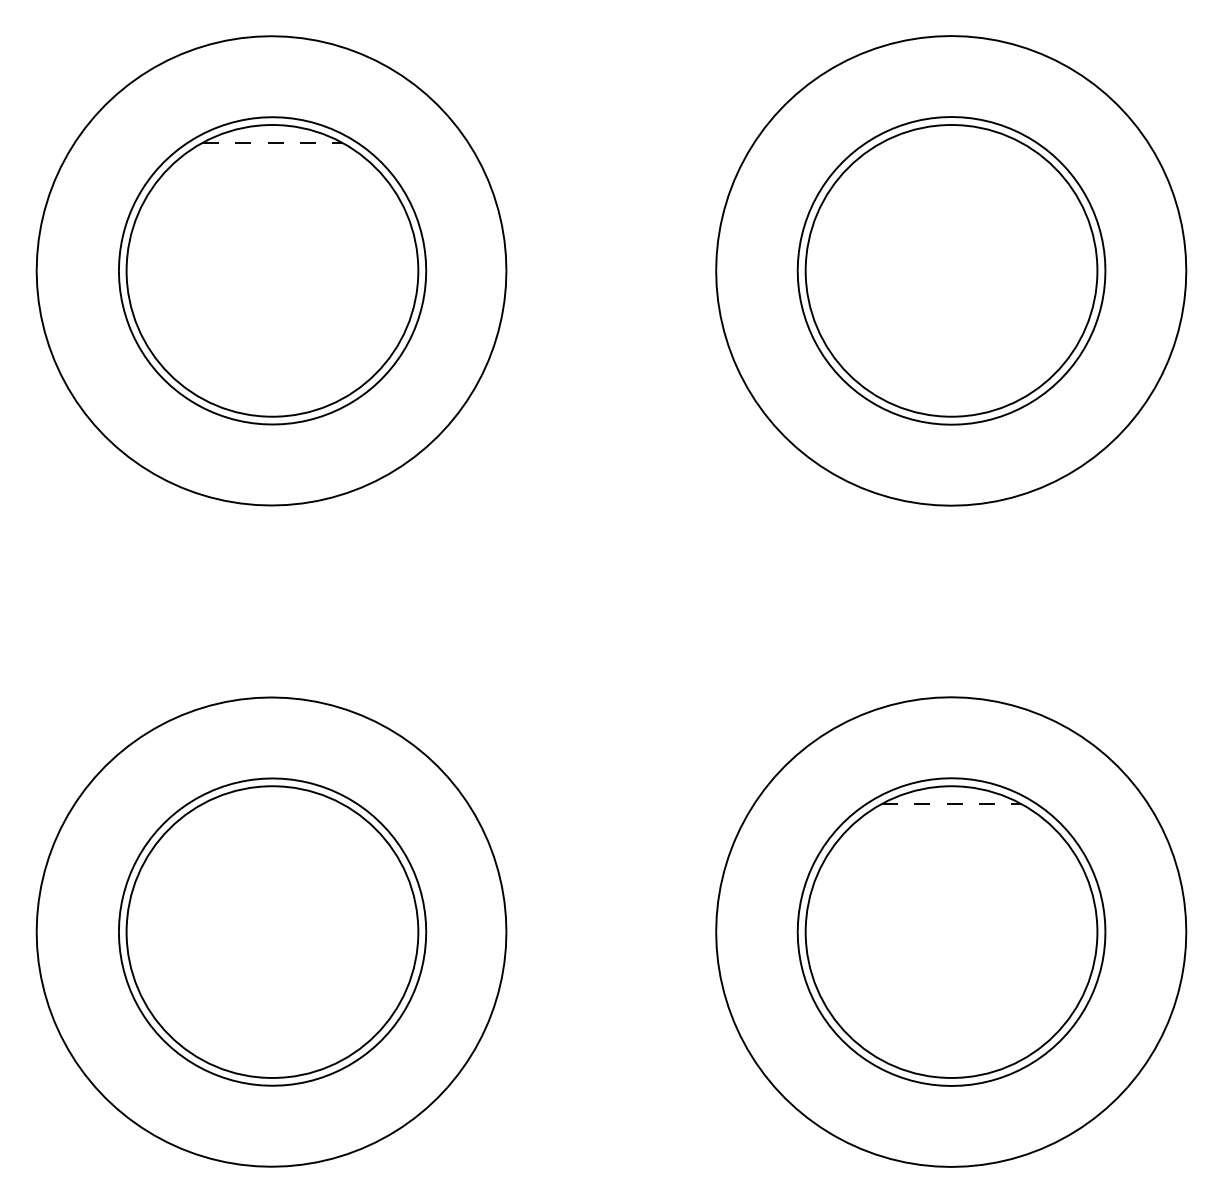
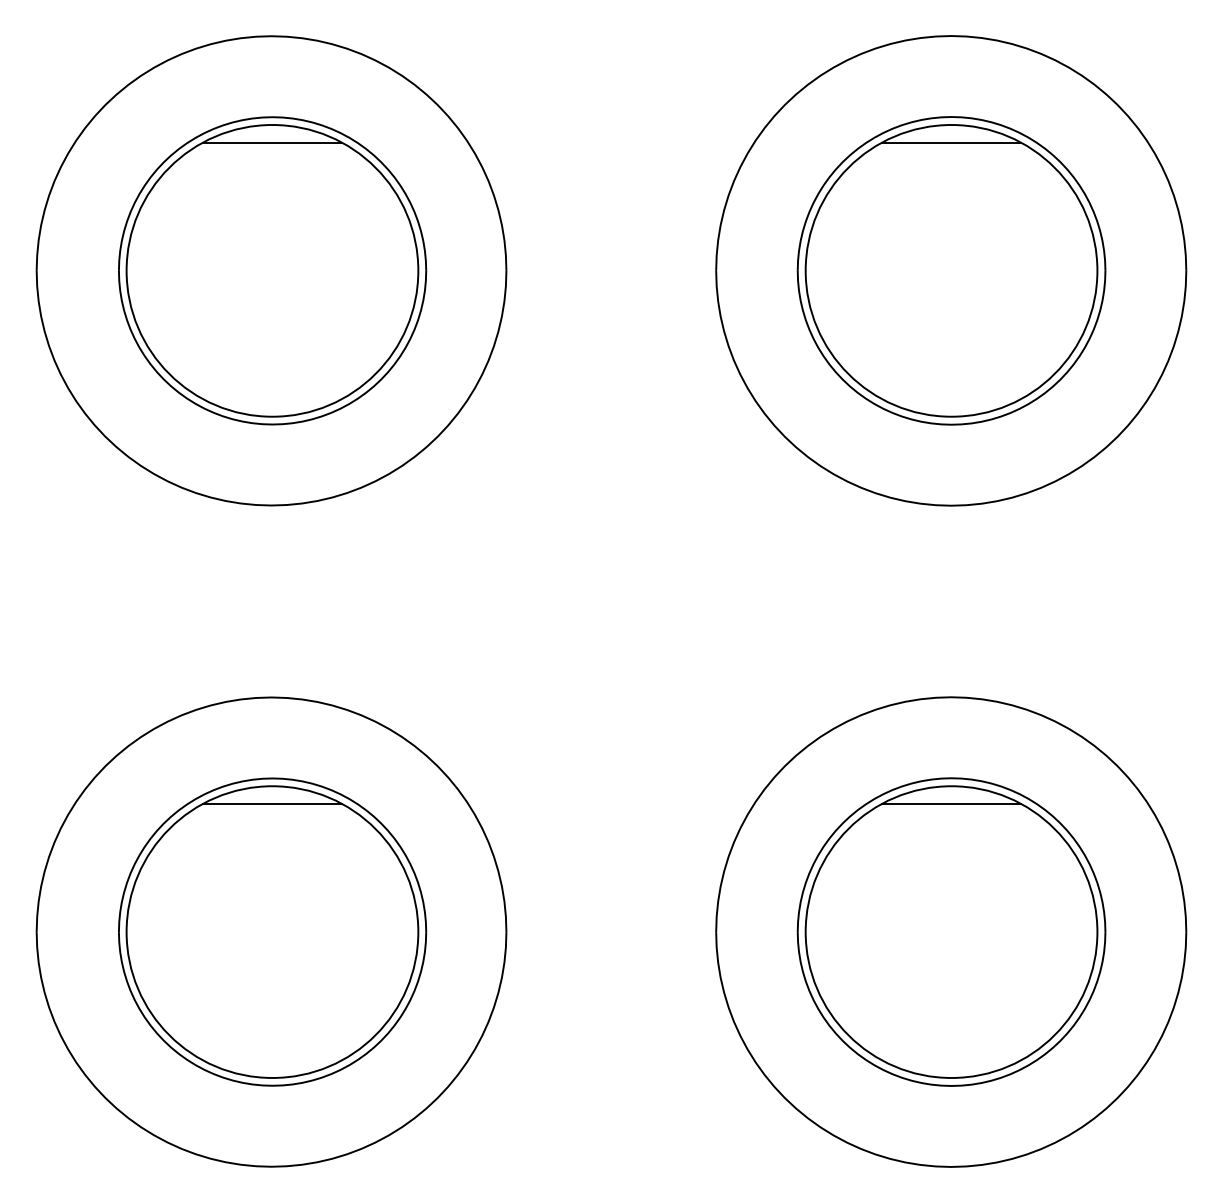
line: dashed -> solid (272, 142)
line: none -> present (951, 142)
line: none -> present (272, 804)
line: dashed -> solid (951, 804)
